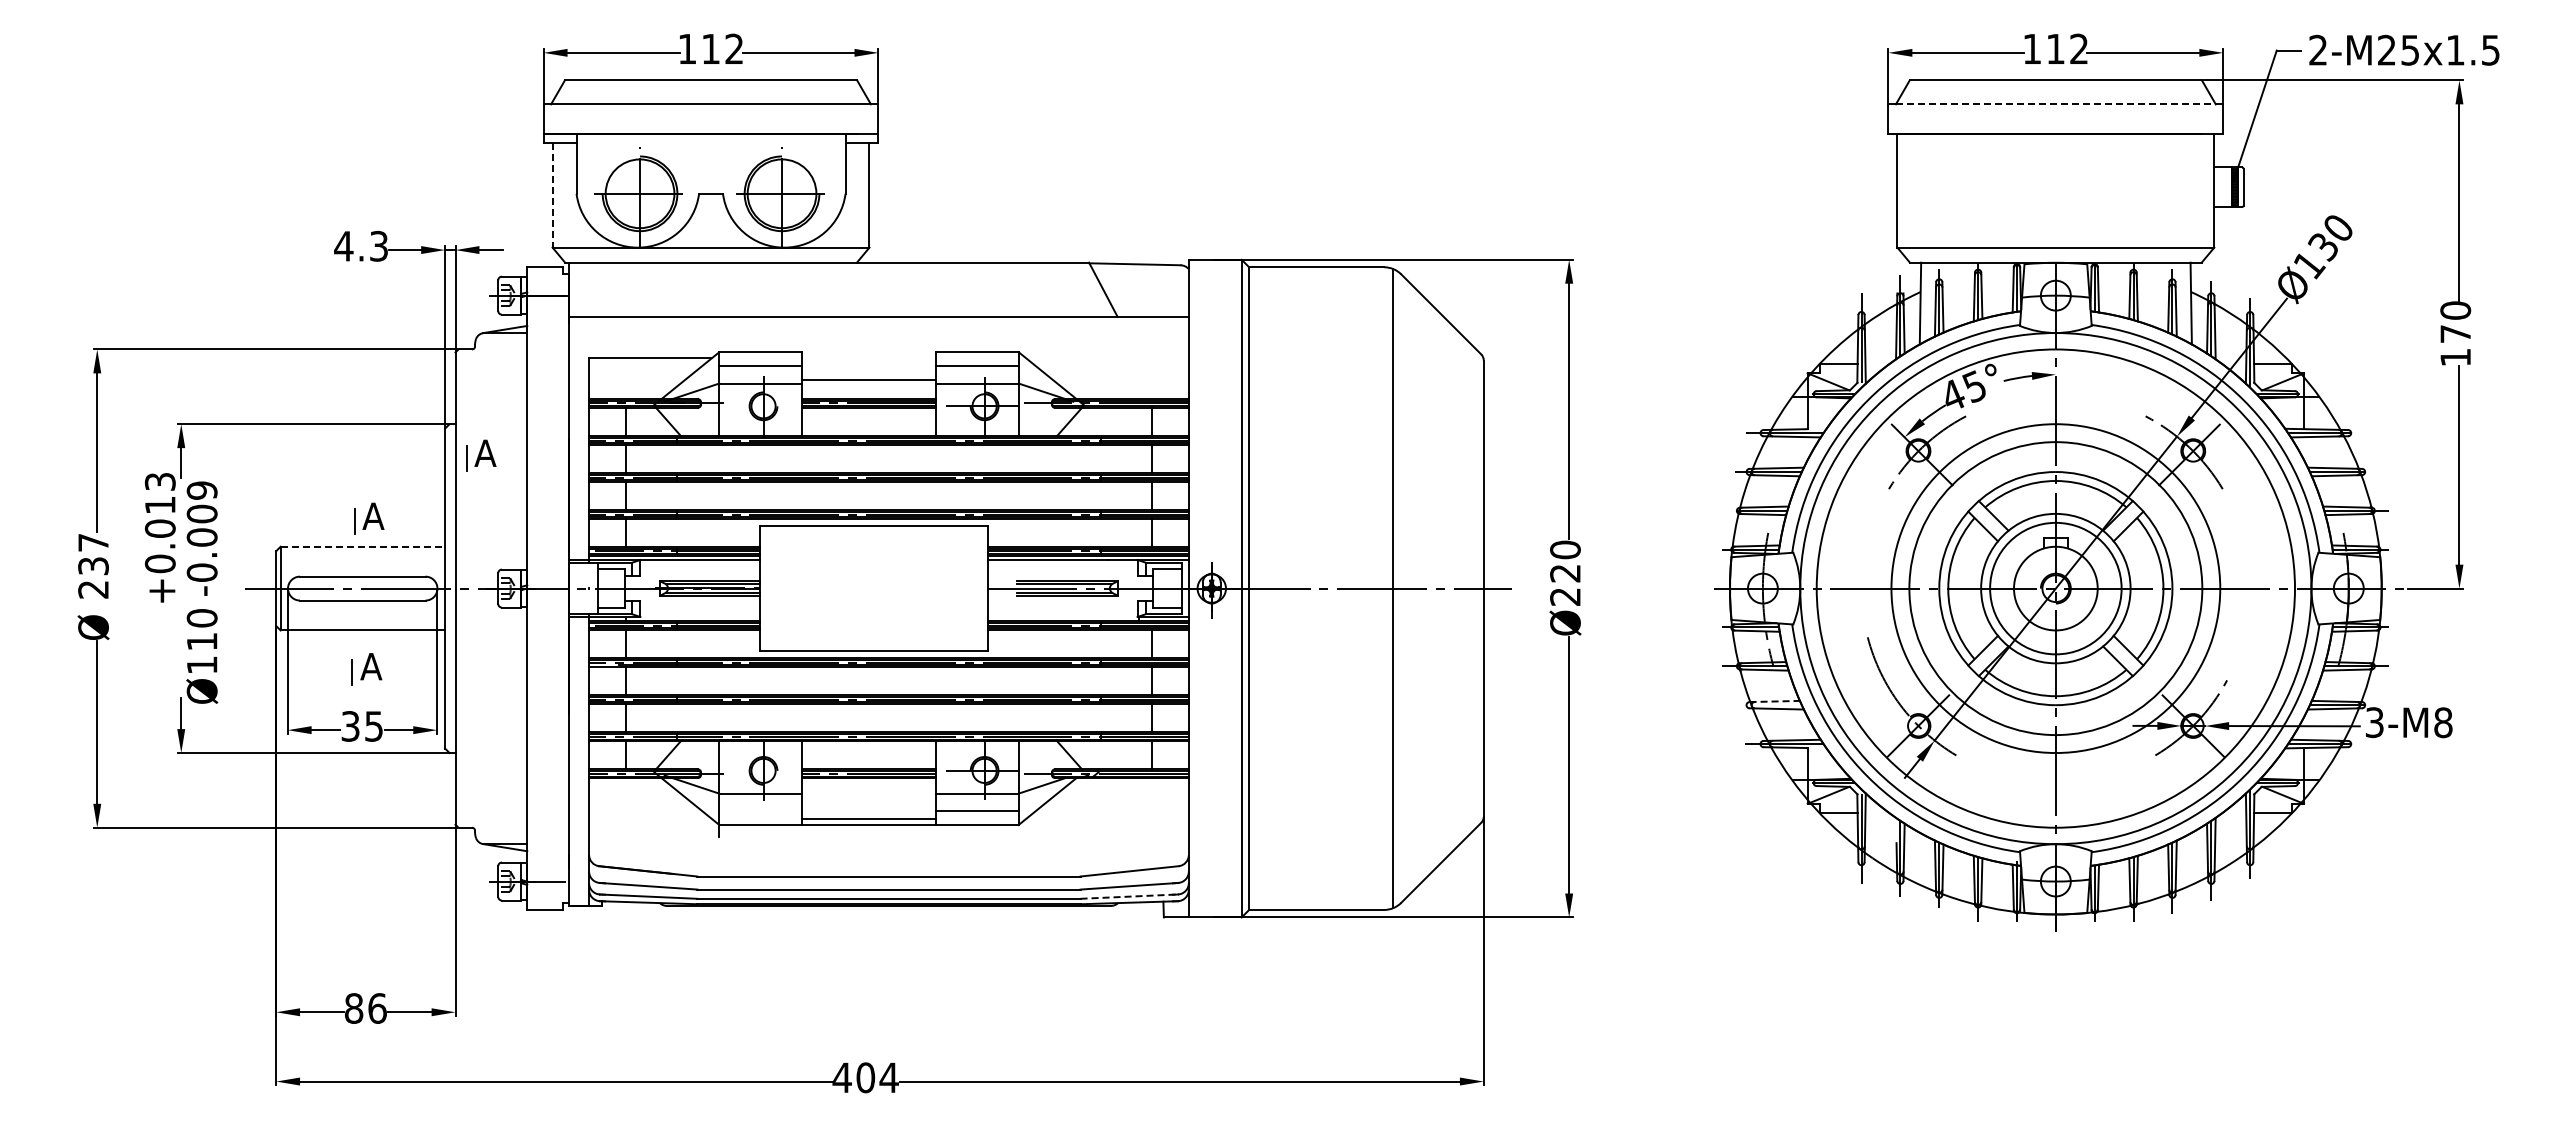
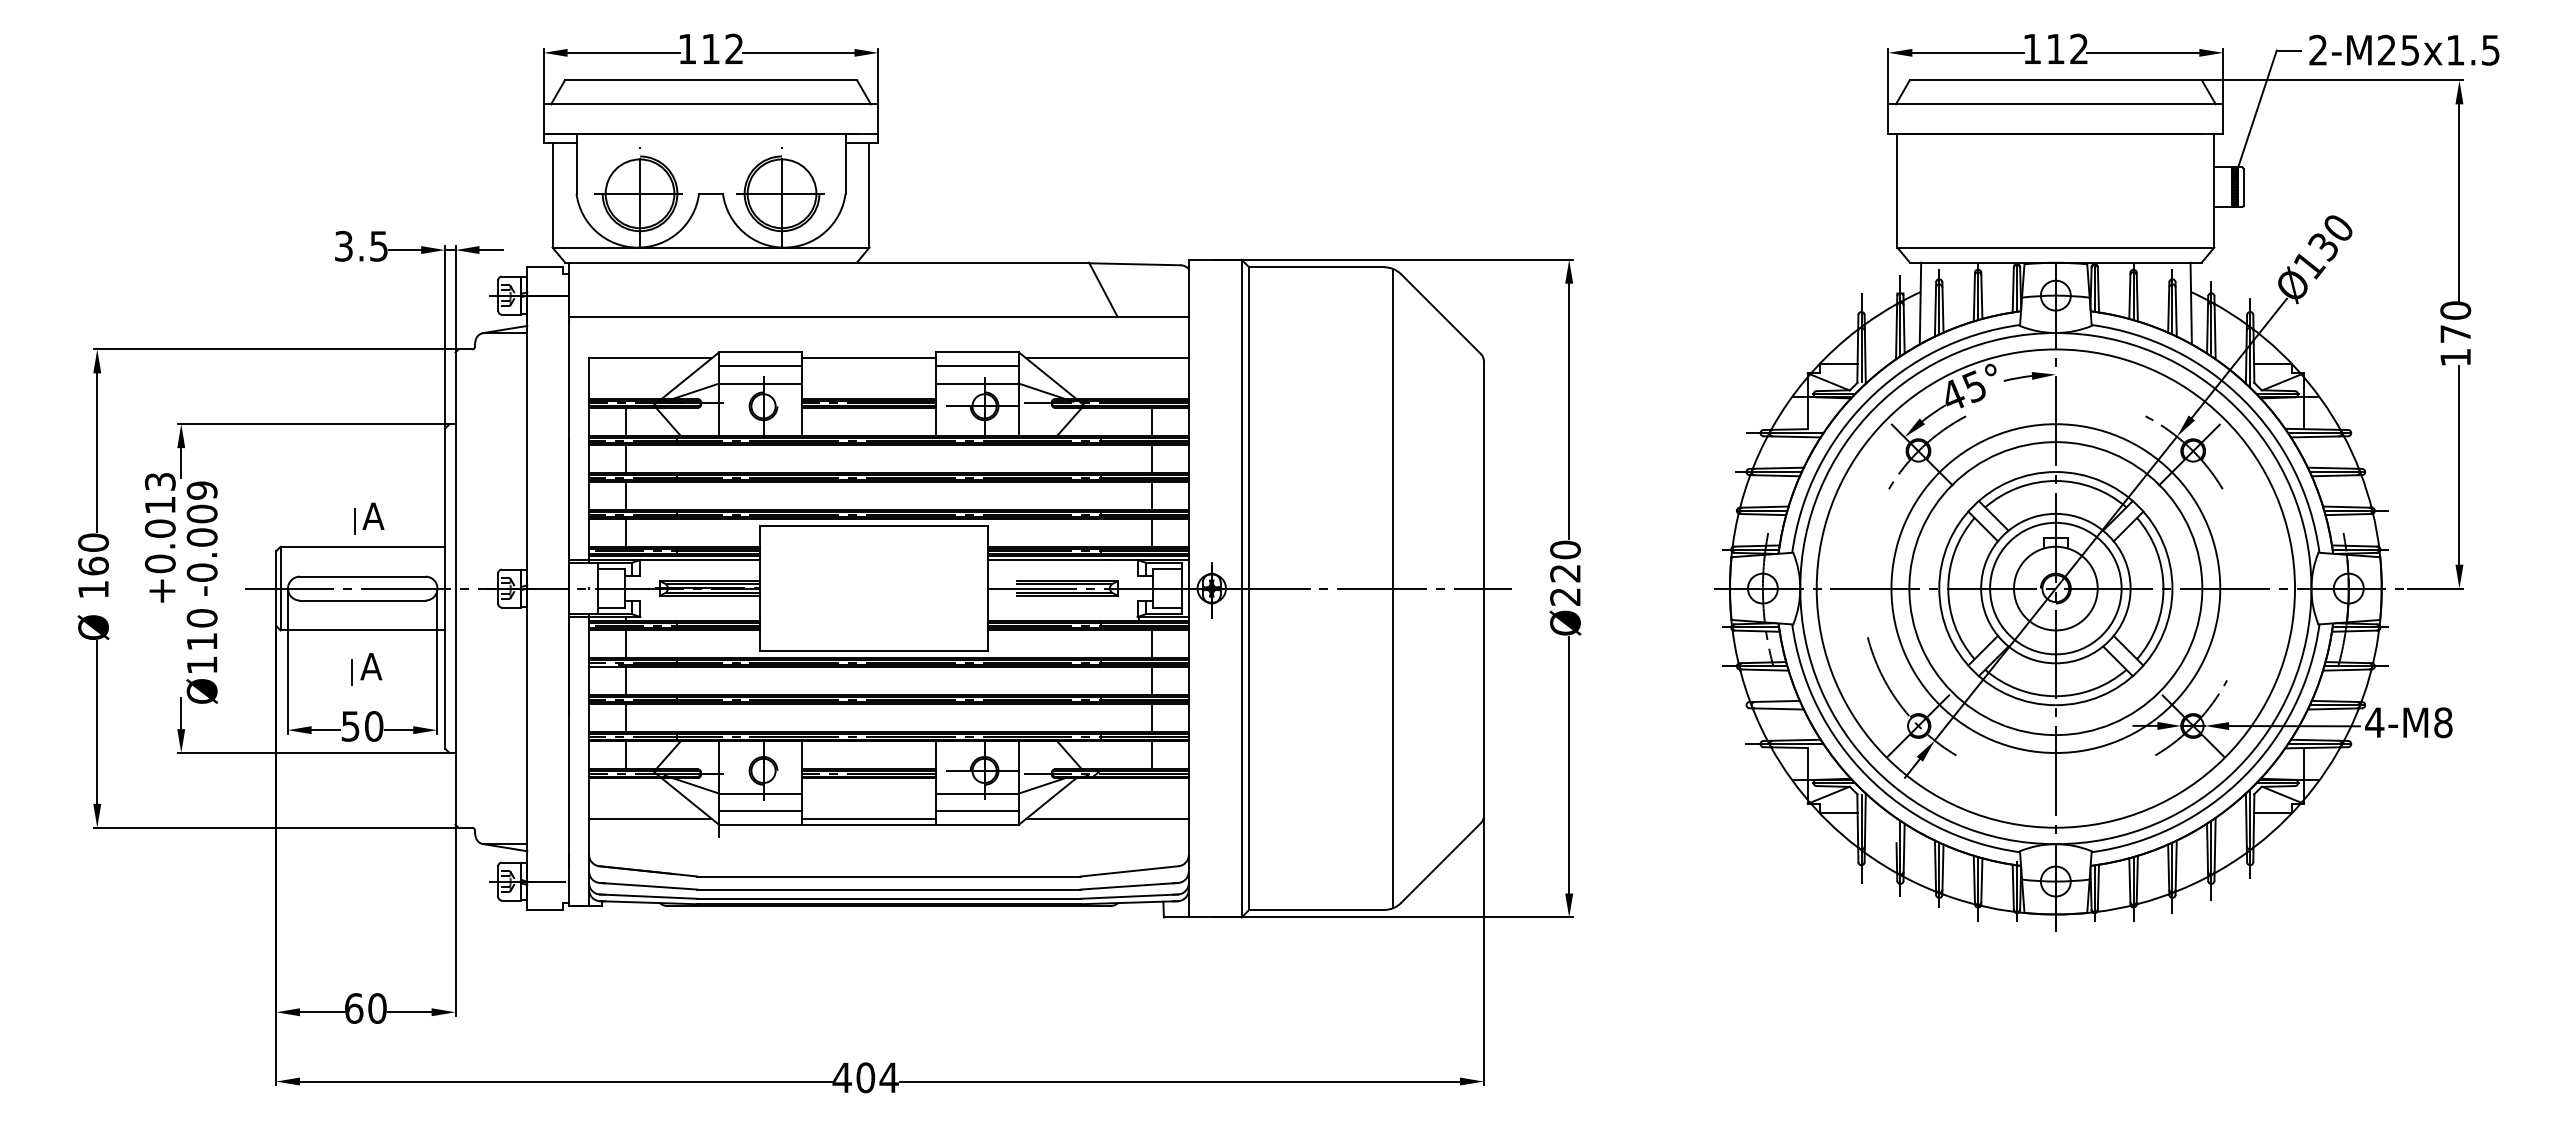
line: dashed -> solid (2055, 104)
line: dashed -> solid (552, 195)
text: 4.3 -> 3.5 (360, 245)
line: none -> present (1106, 357)
line position: (868, 379) -> (868, 357) (868, 357)
part: present -> none (481, 455)
line: dashed -> solid (363, 546)
text: 237 -> 160 (93, 565)
line: dashed -> solid (1775, 701)
text: 3-M8 -> 4-M8 (2374, 722)
text: 35 -> 50 (362, 726)
line: none -> present (760, 810)
line: none -> present (650, 819)
line: none -> present (1106, 819)
line: dashed -> solid (1129, 896)
text: 86 -> 60 (365, 1008)
